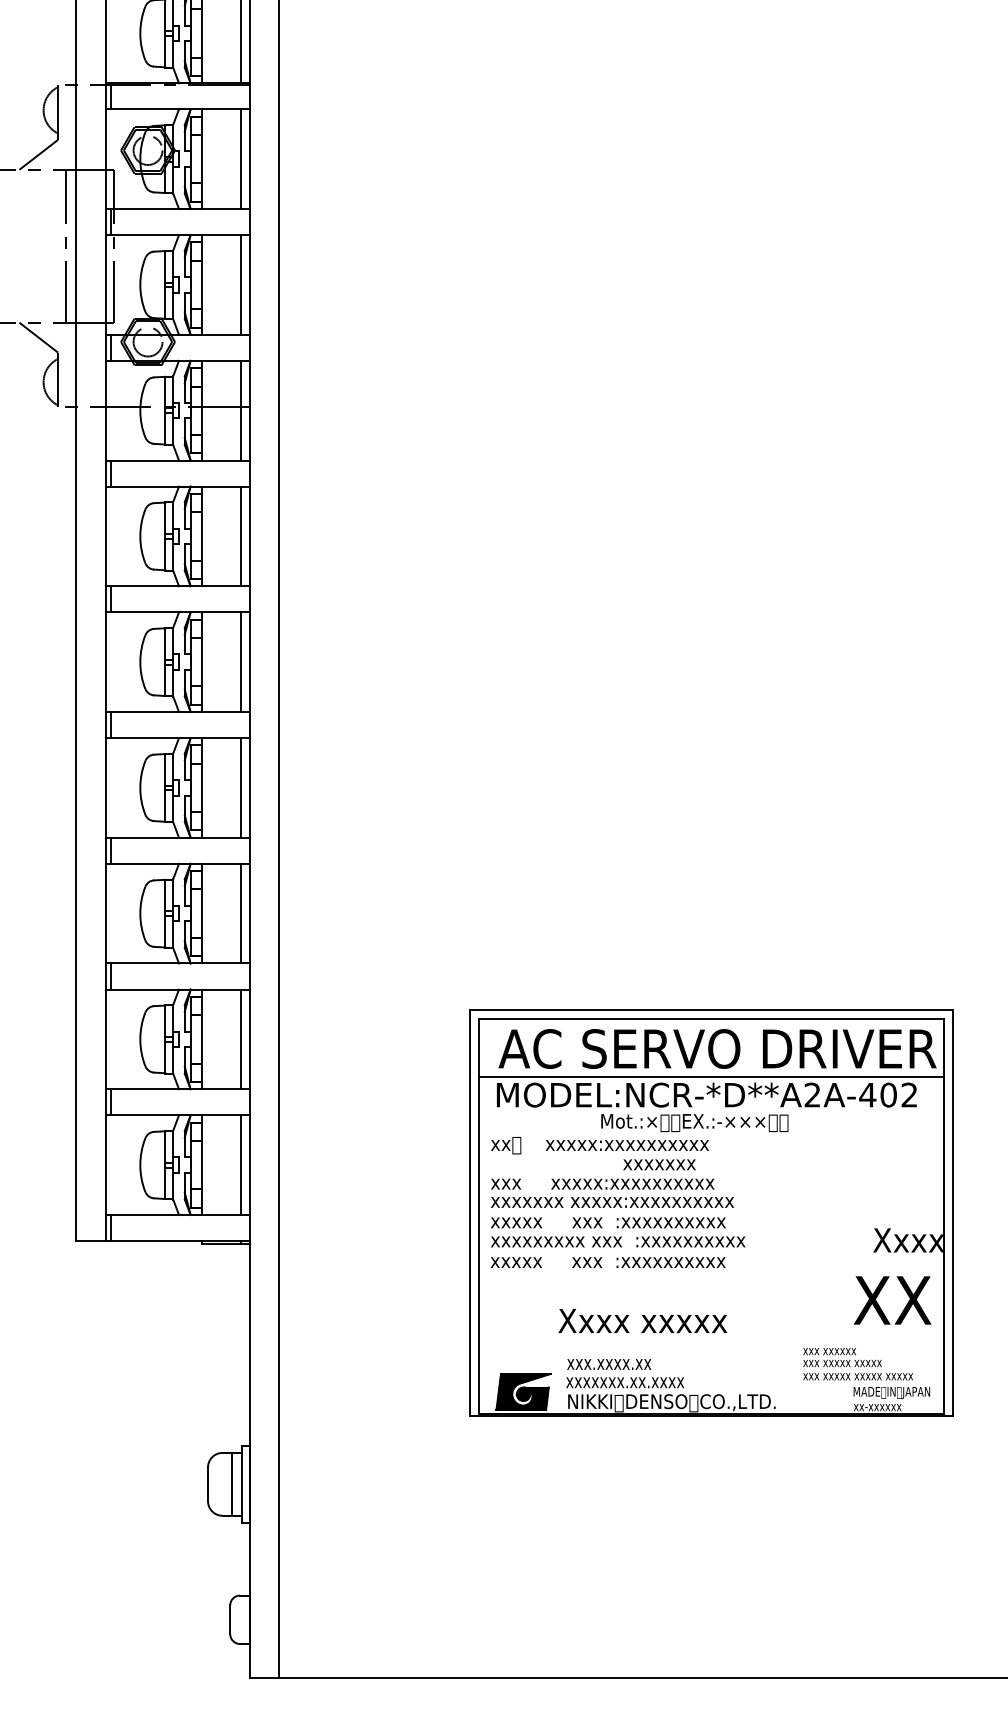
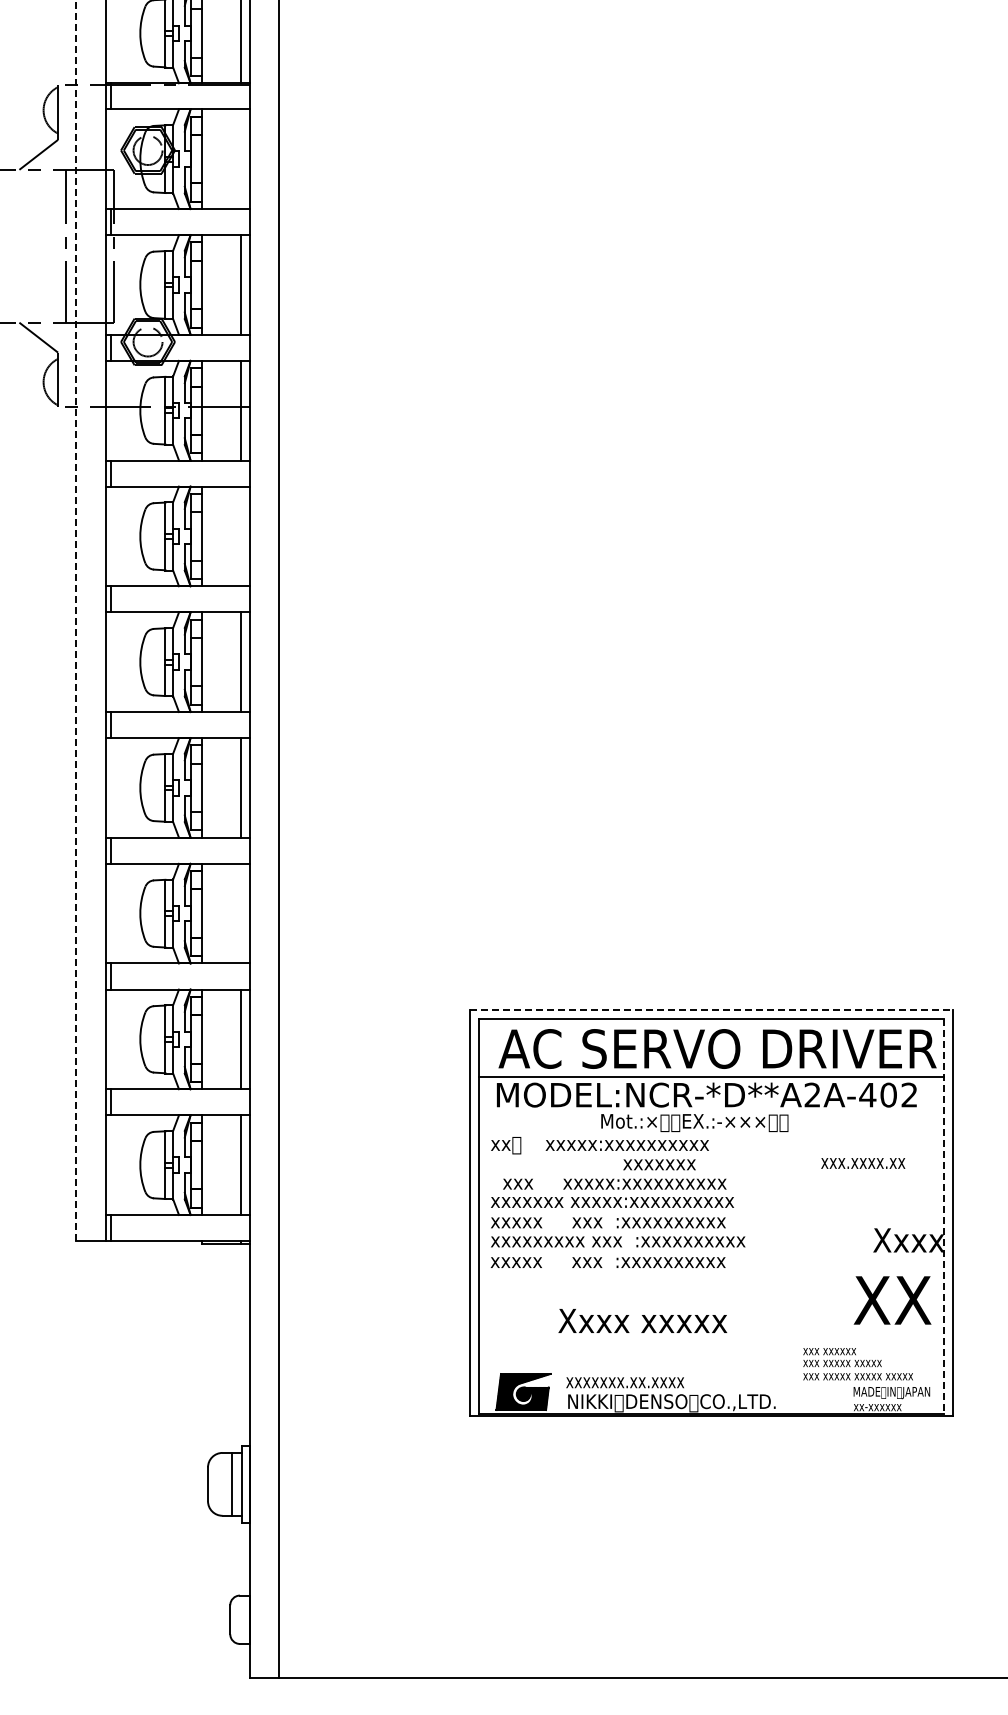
line: present -> none (240, 159)
line: present -> none (240, 536)
line: solid -> dashed (76, 621)
line: present -> none (240, 913)
line: solid -> dashed (711, 1009)
text position: (602, 1183) -> (614, 1183) (614, 1183)
line: solid -> dashed (943, 1216)
text position: (609, 1364) -> (863, 1163) (863, 1163)
